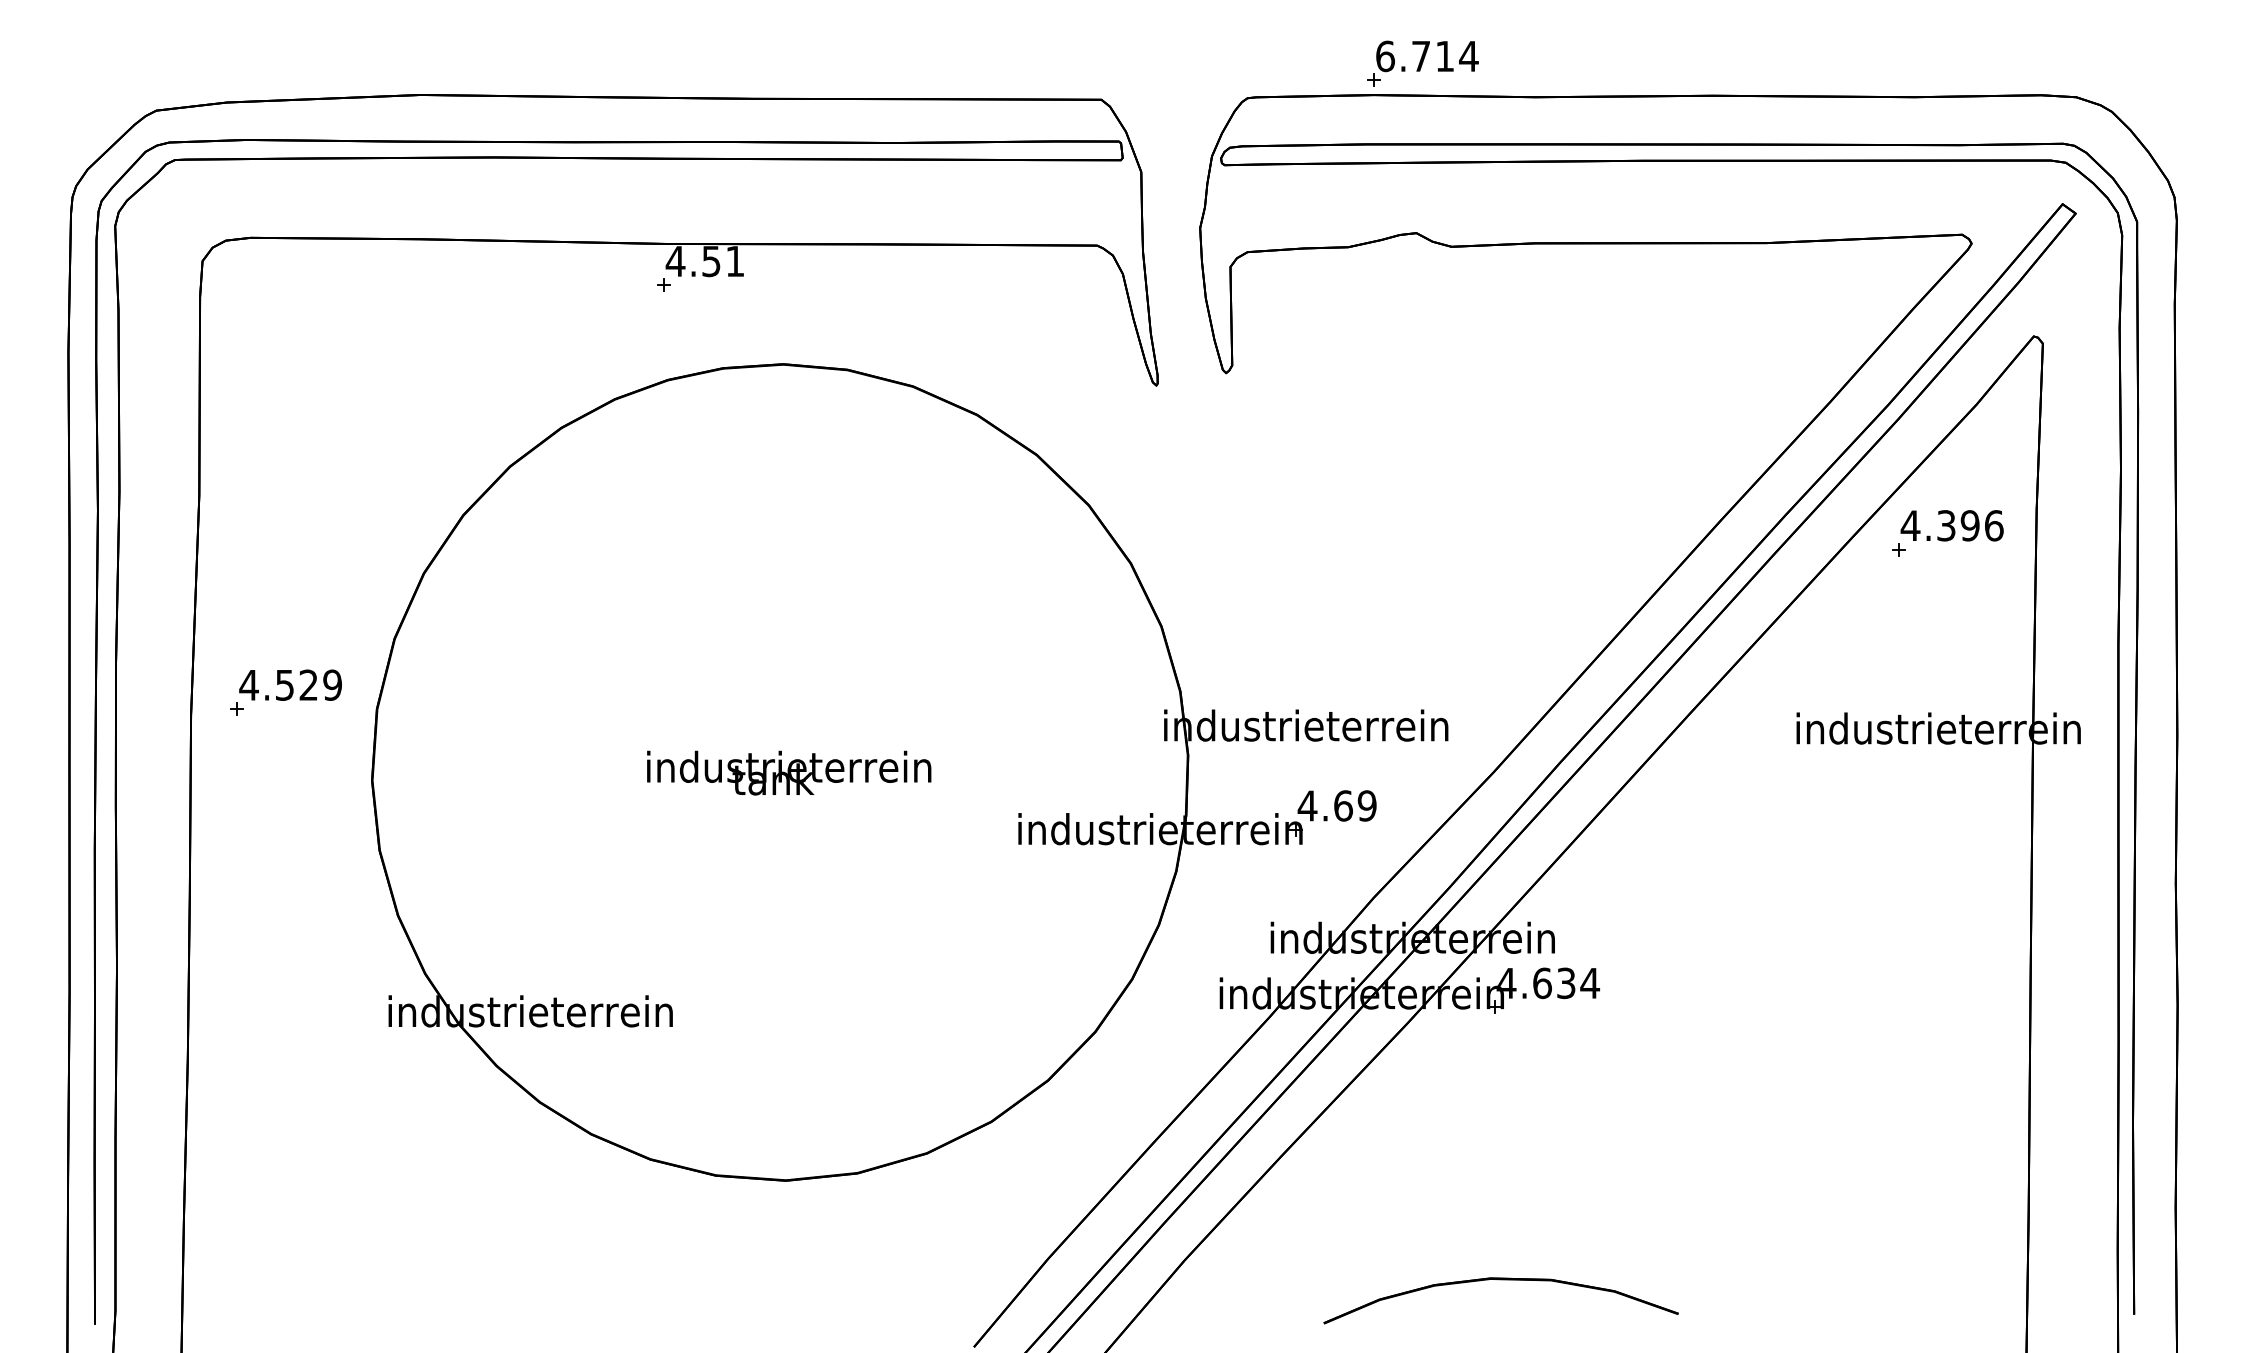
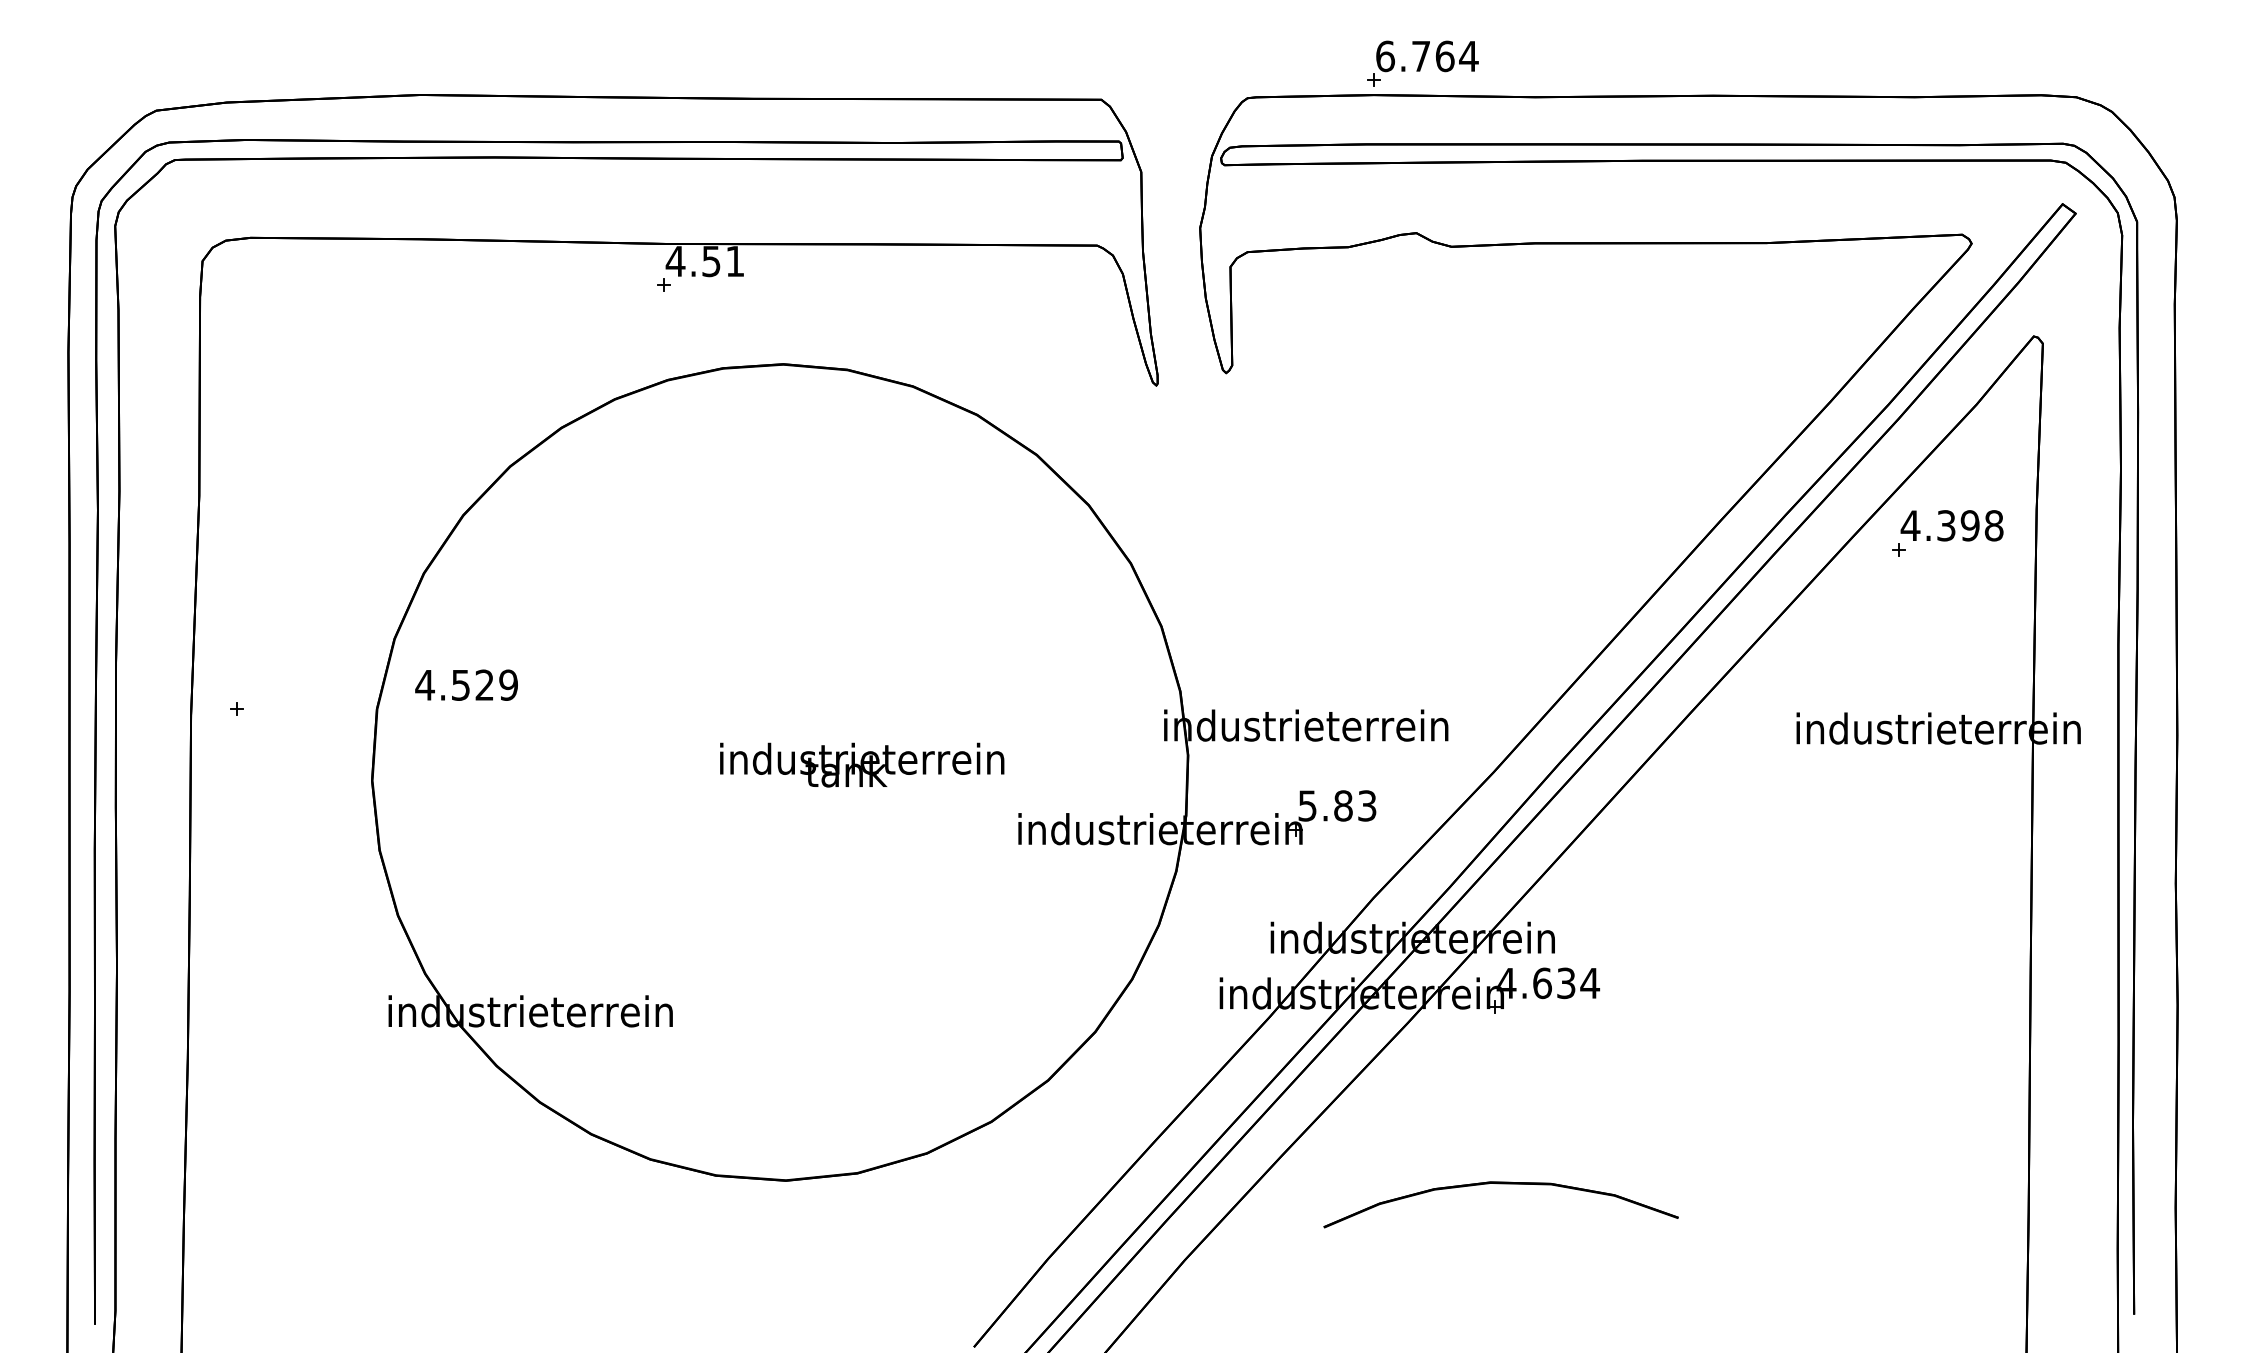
text: 6.714 -> 6.764 (1444, 56)
text: 4.396 -> 4.398 (1993, 525)
text position: (290, 684) -> (466, 684) (466, 684)
text position: (789, 772) -> (862, 764) (862, 764)
text: 4.69 -> 5.83 (1336, 805)
part position: (1500, 1280) -> (1500, 1184) (1500, 1184)
